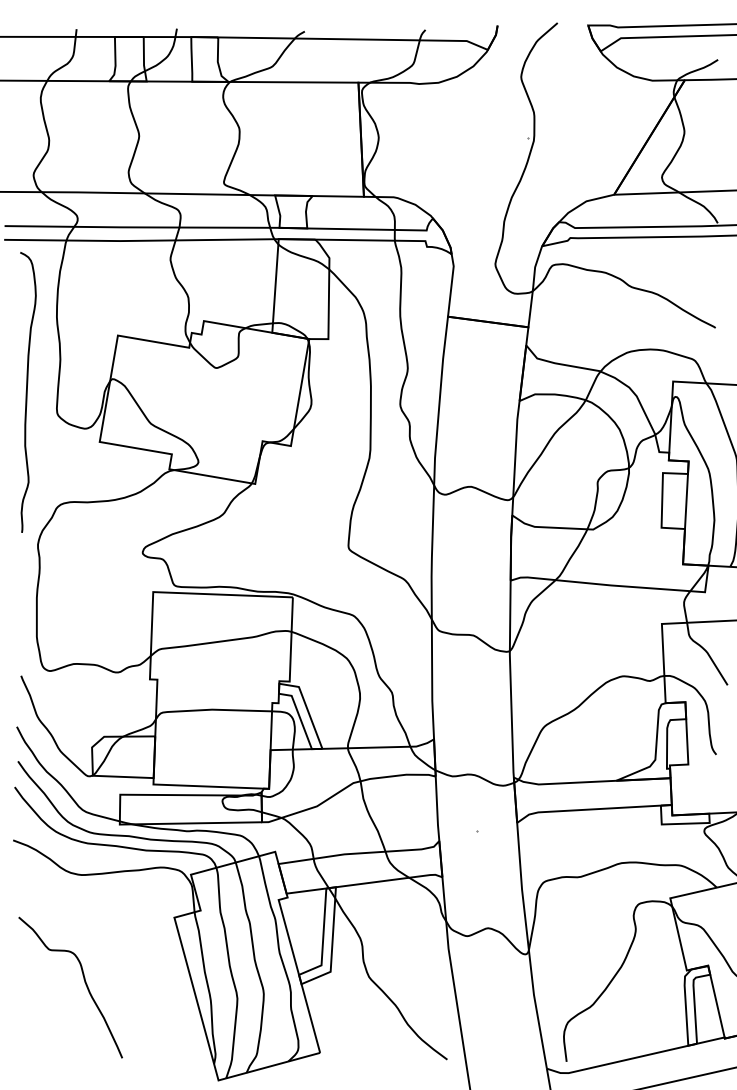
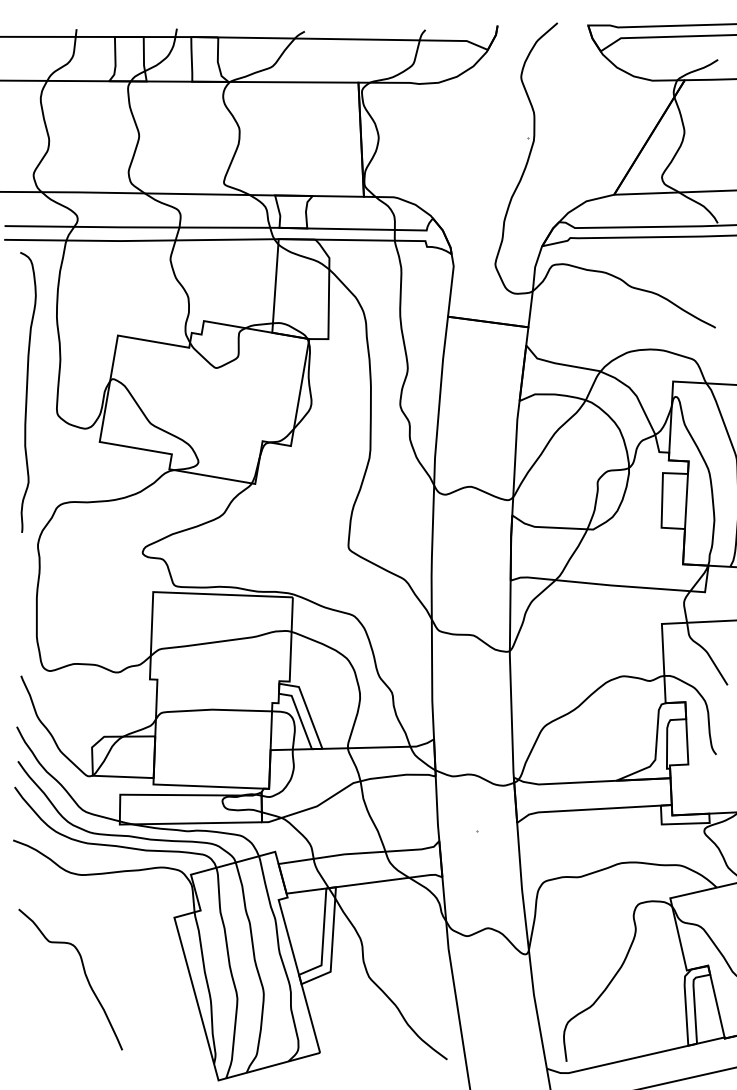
curve position: (84, 982) -> (84, 974) (84, 974)
